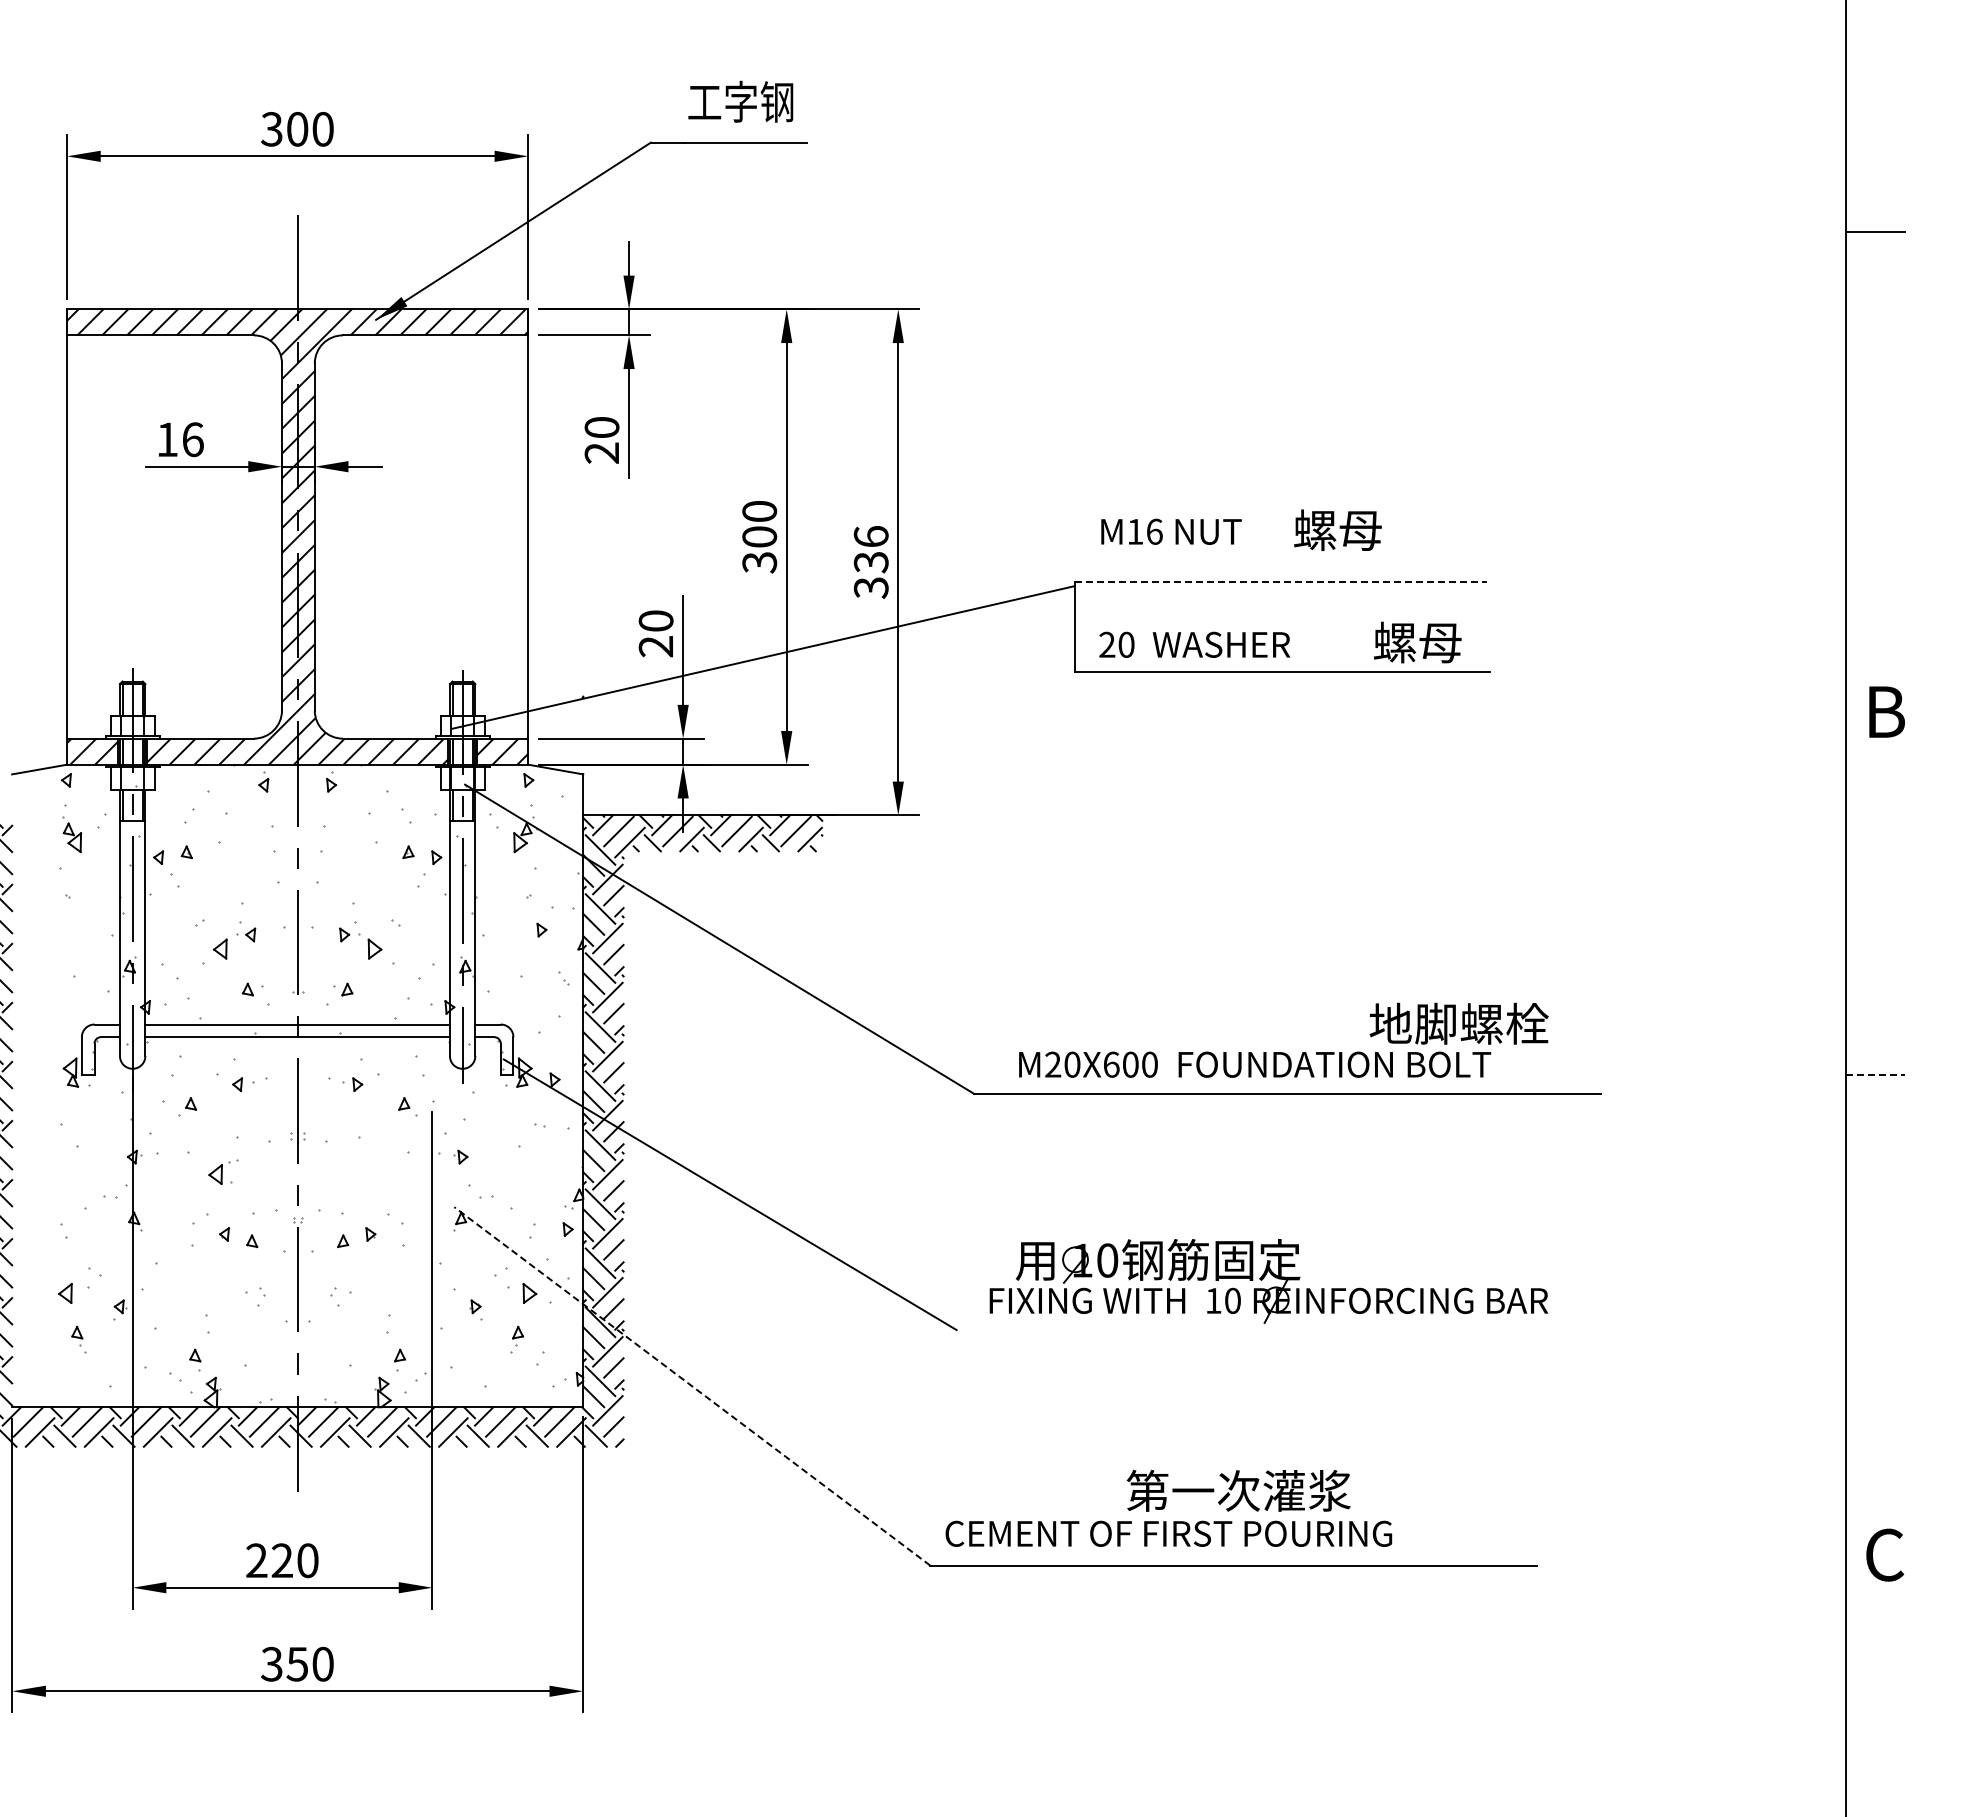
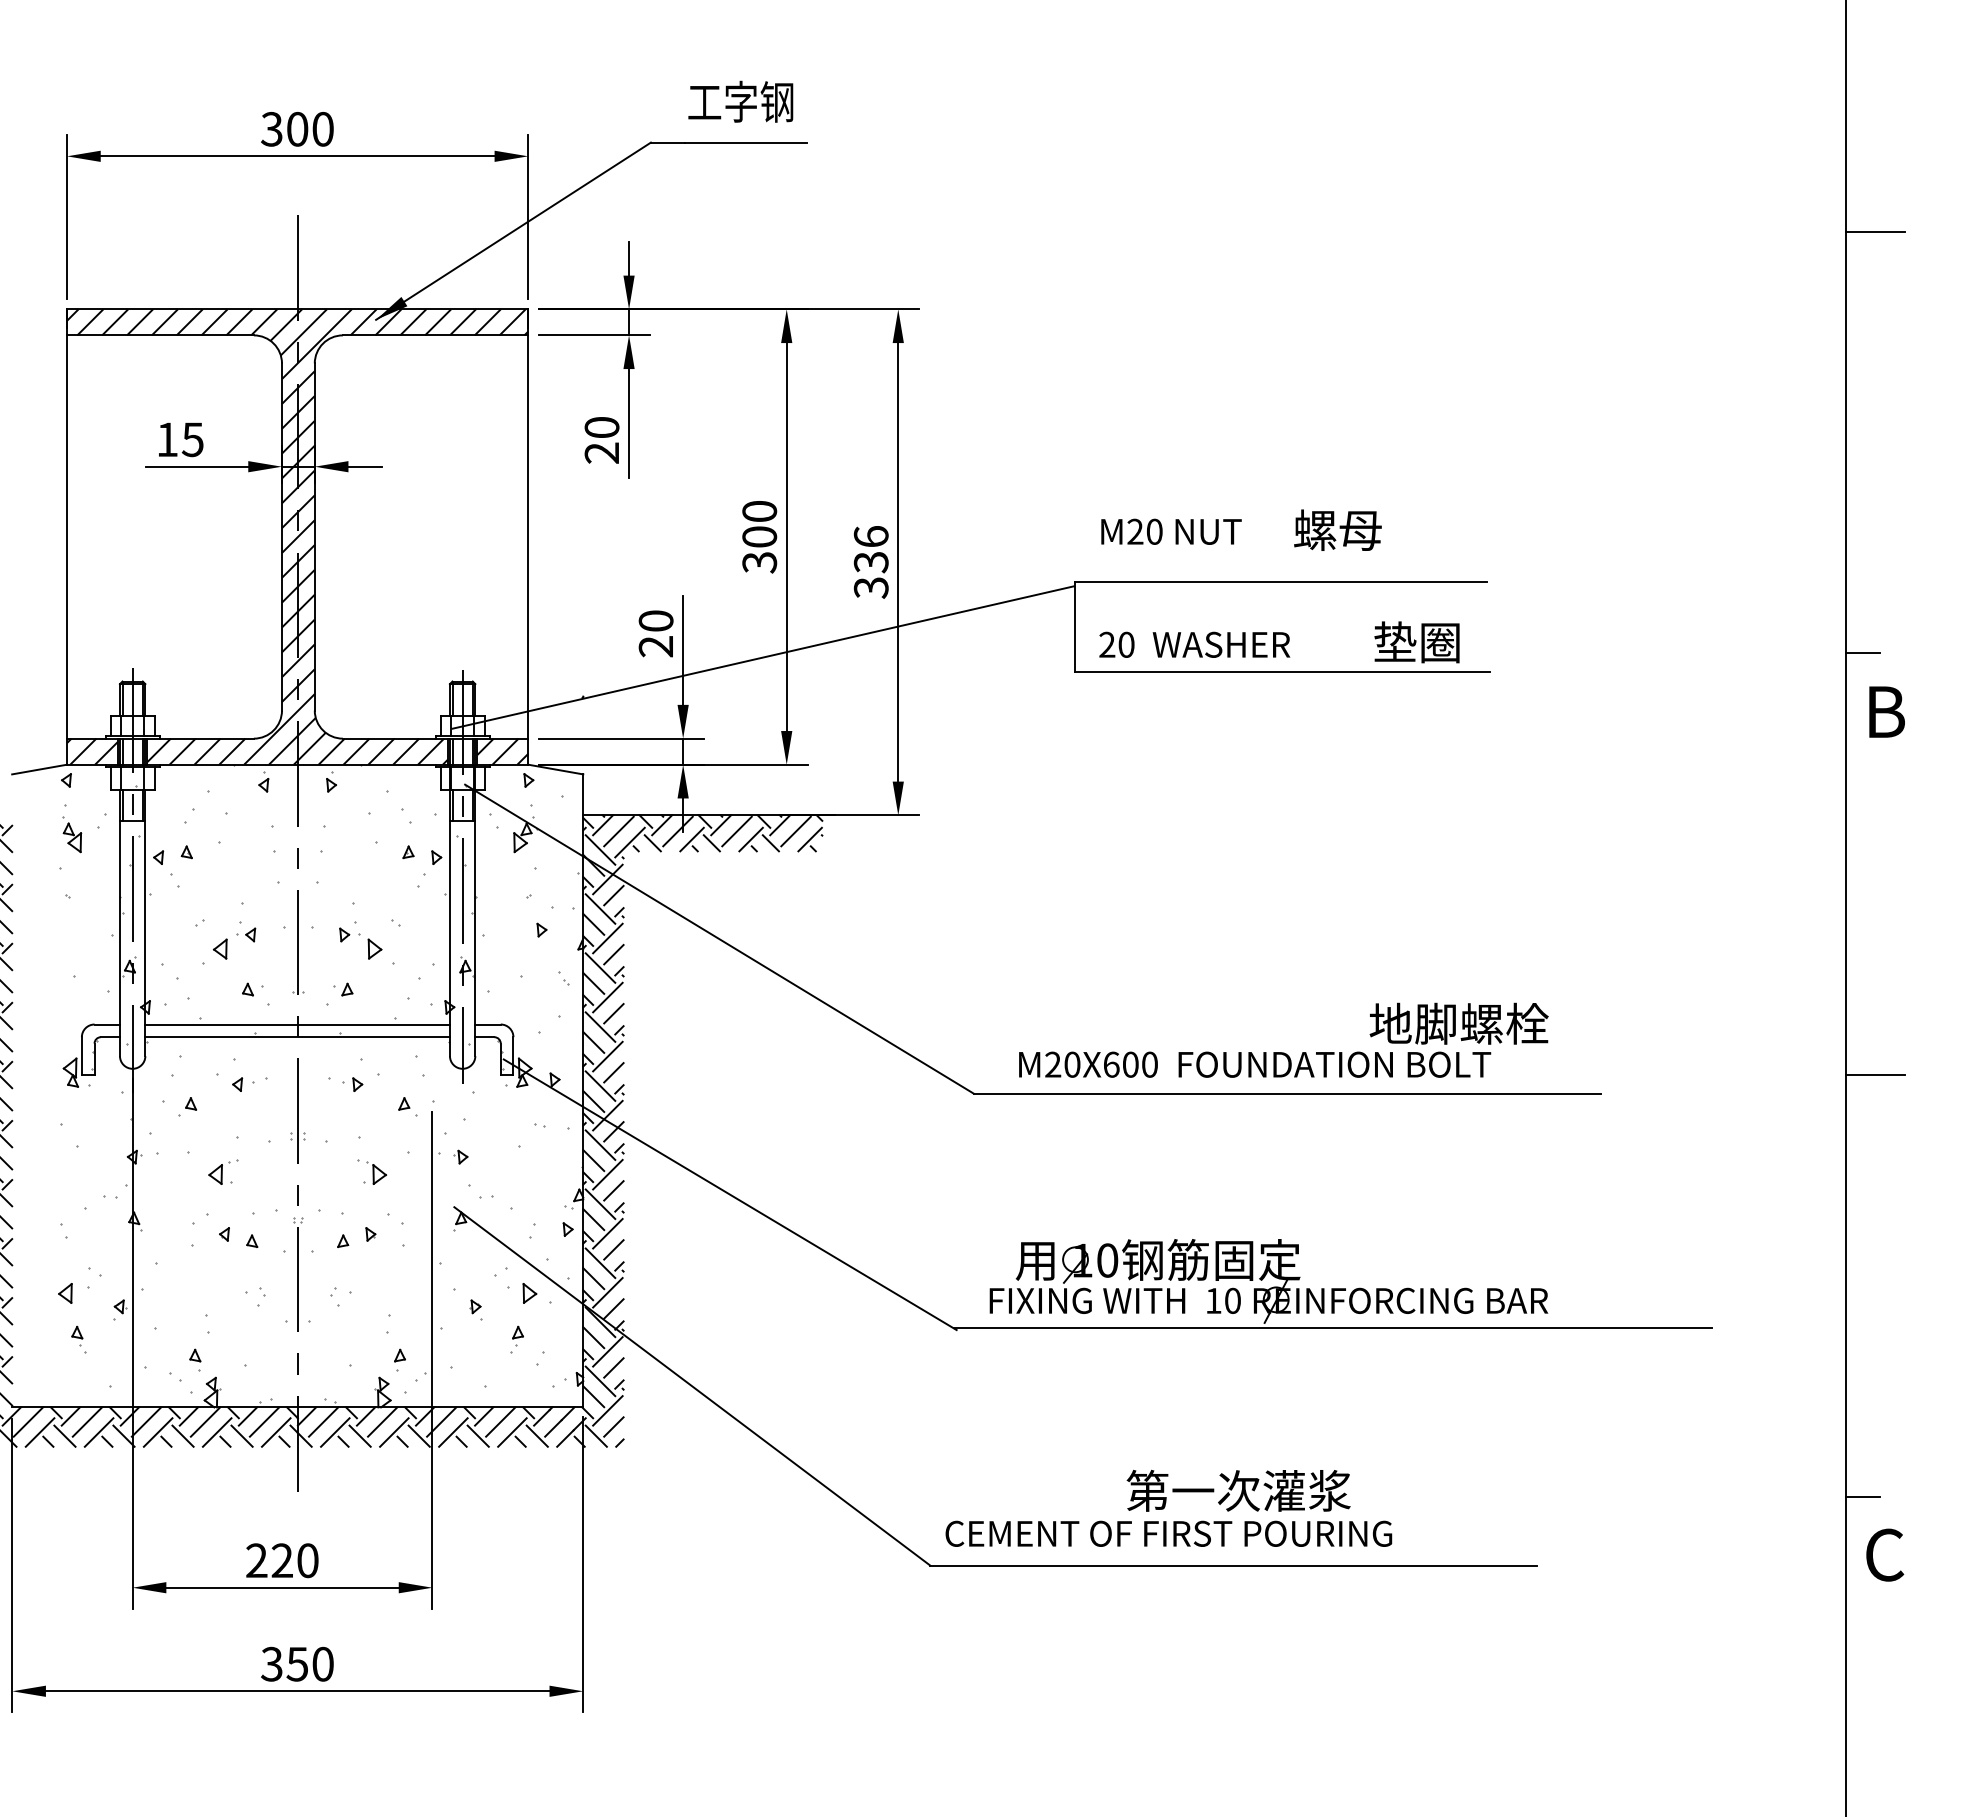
text: 16 -> 15 (192, 439)
text: M16 -> M20 (1144, 531)
line: dashed -> solid (1281, 582)
text: 螺母 -> 垫圈 (1417, 642)
line: none -> present (1862, 653)
line: dashed -> solid (1875, 1074)
part: none -> present (371, 1171)
line: none -> present (1332, 1327)
line: dashed -> solid (692, 1386)
line: none -> present (1862, 1496)
